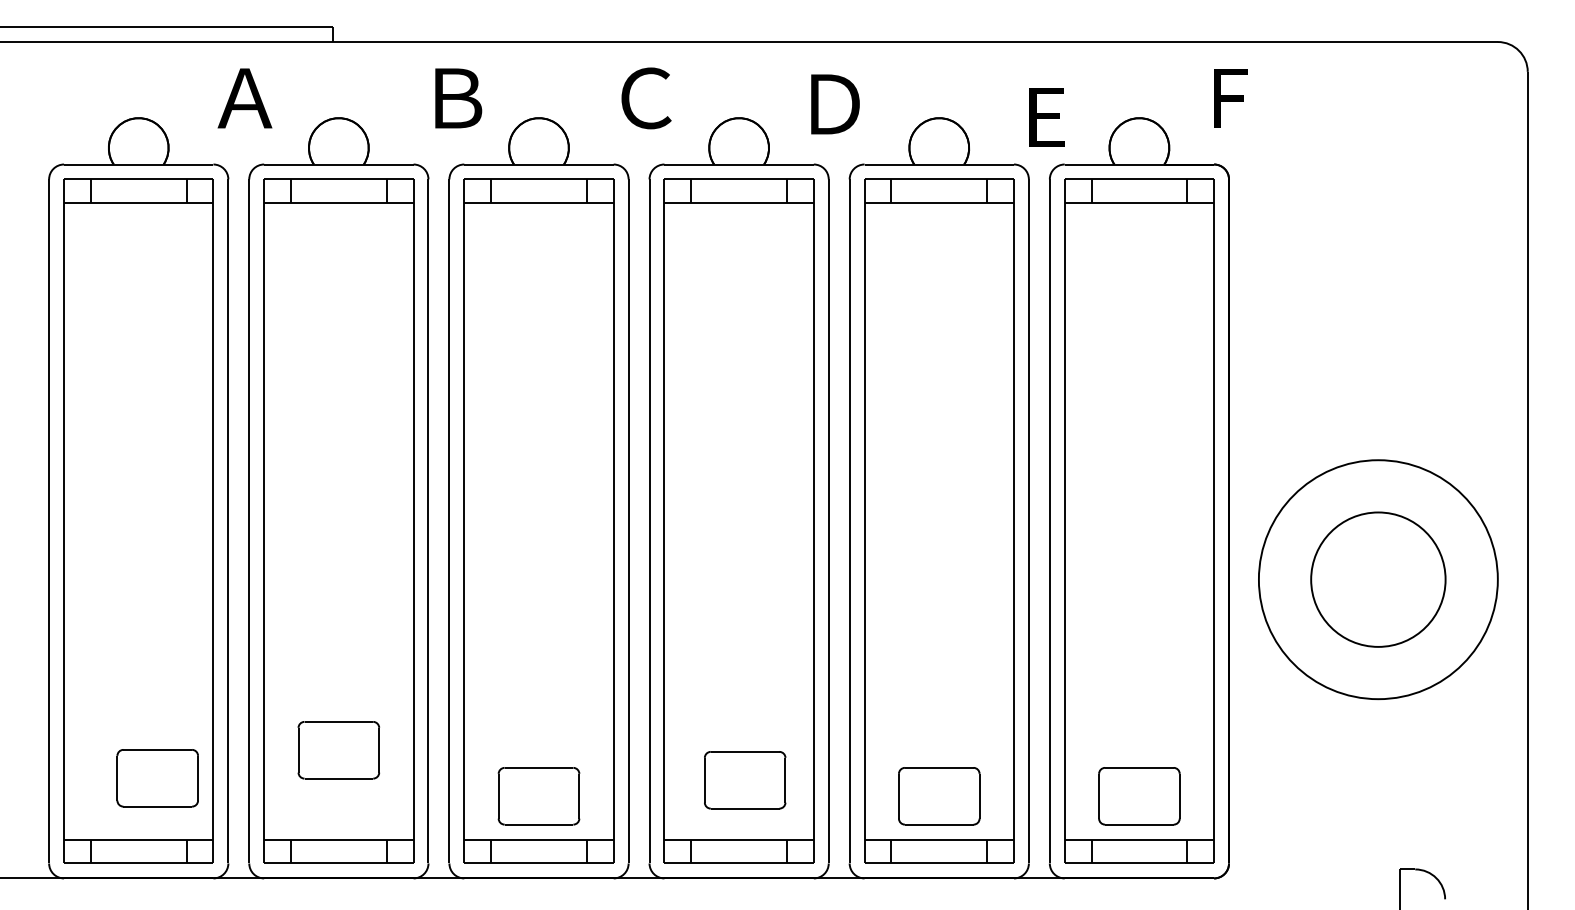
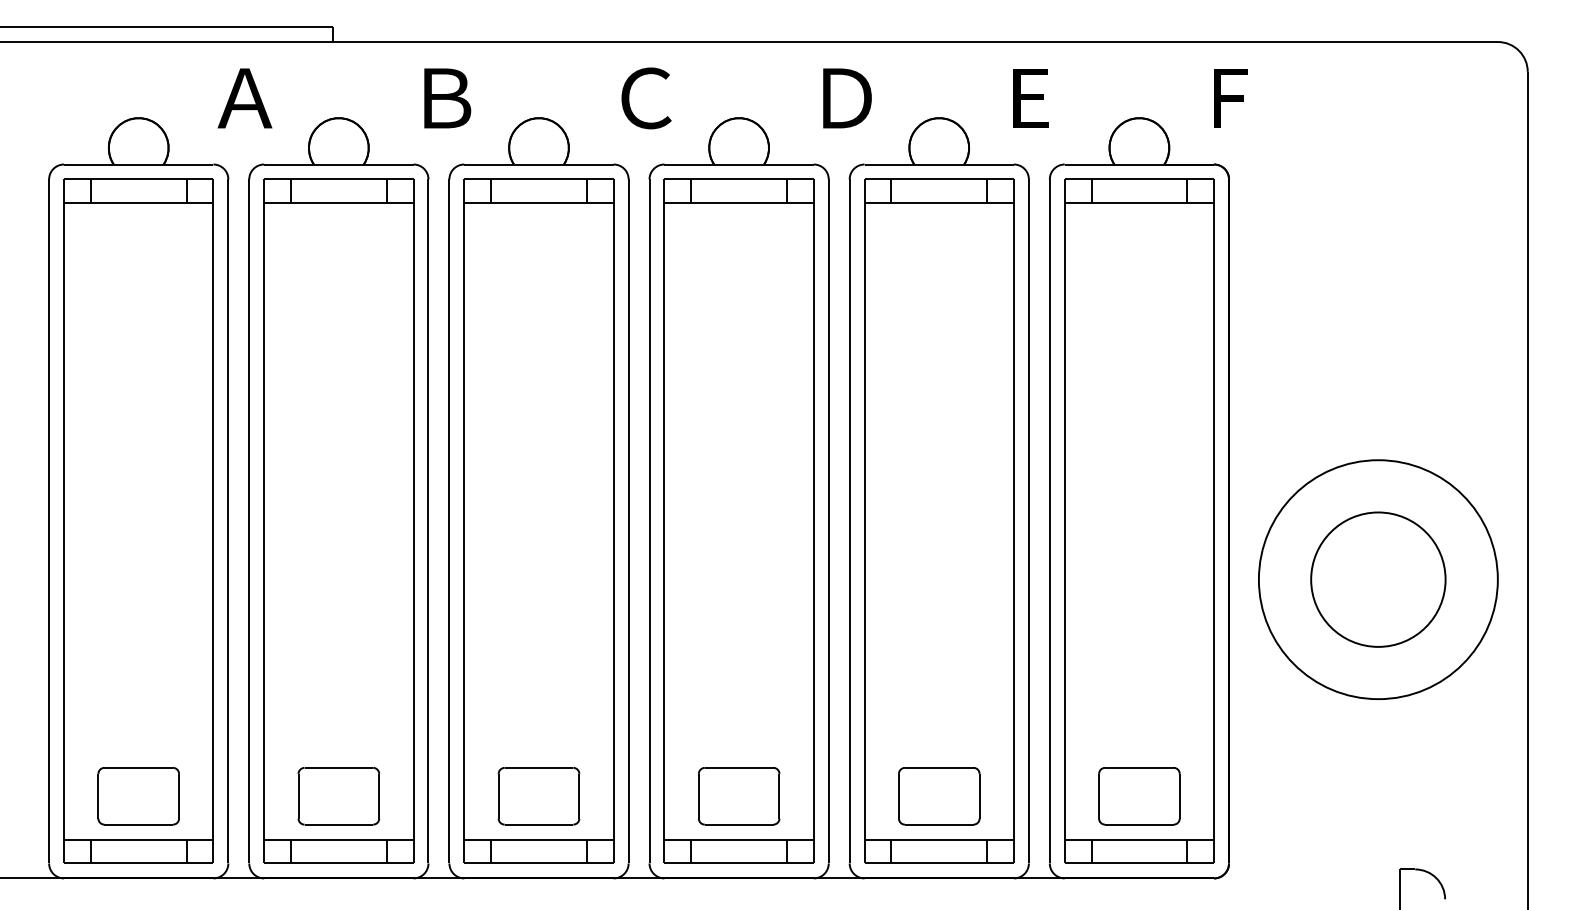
text position: (458, 98) -> (447, 98) (447, 98)
text position: (835, 104) -> (847, 98) (847, 98)
text position: (1046, 117) -> (1030, 98) (1030, 98)
part position: (338, 750) -> (338, 796) (338, 796)
part position: (157, 778) -> (138, 796) (138, 796)
part position: (745, 780) -> (739, 796) (739, 796)
